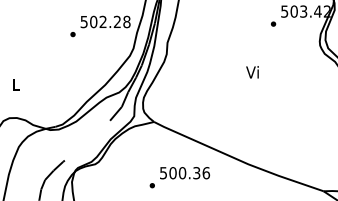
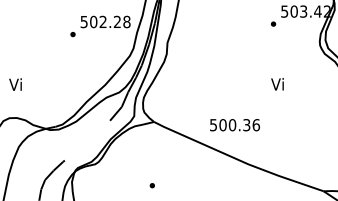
text position: (252, 72) -> (277, 84) (277, 84)
text: L -> Vi (15, 84)
text position: (185, 173) -> (235, 125) (235, 125)
